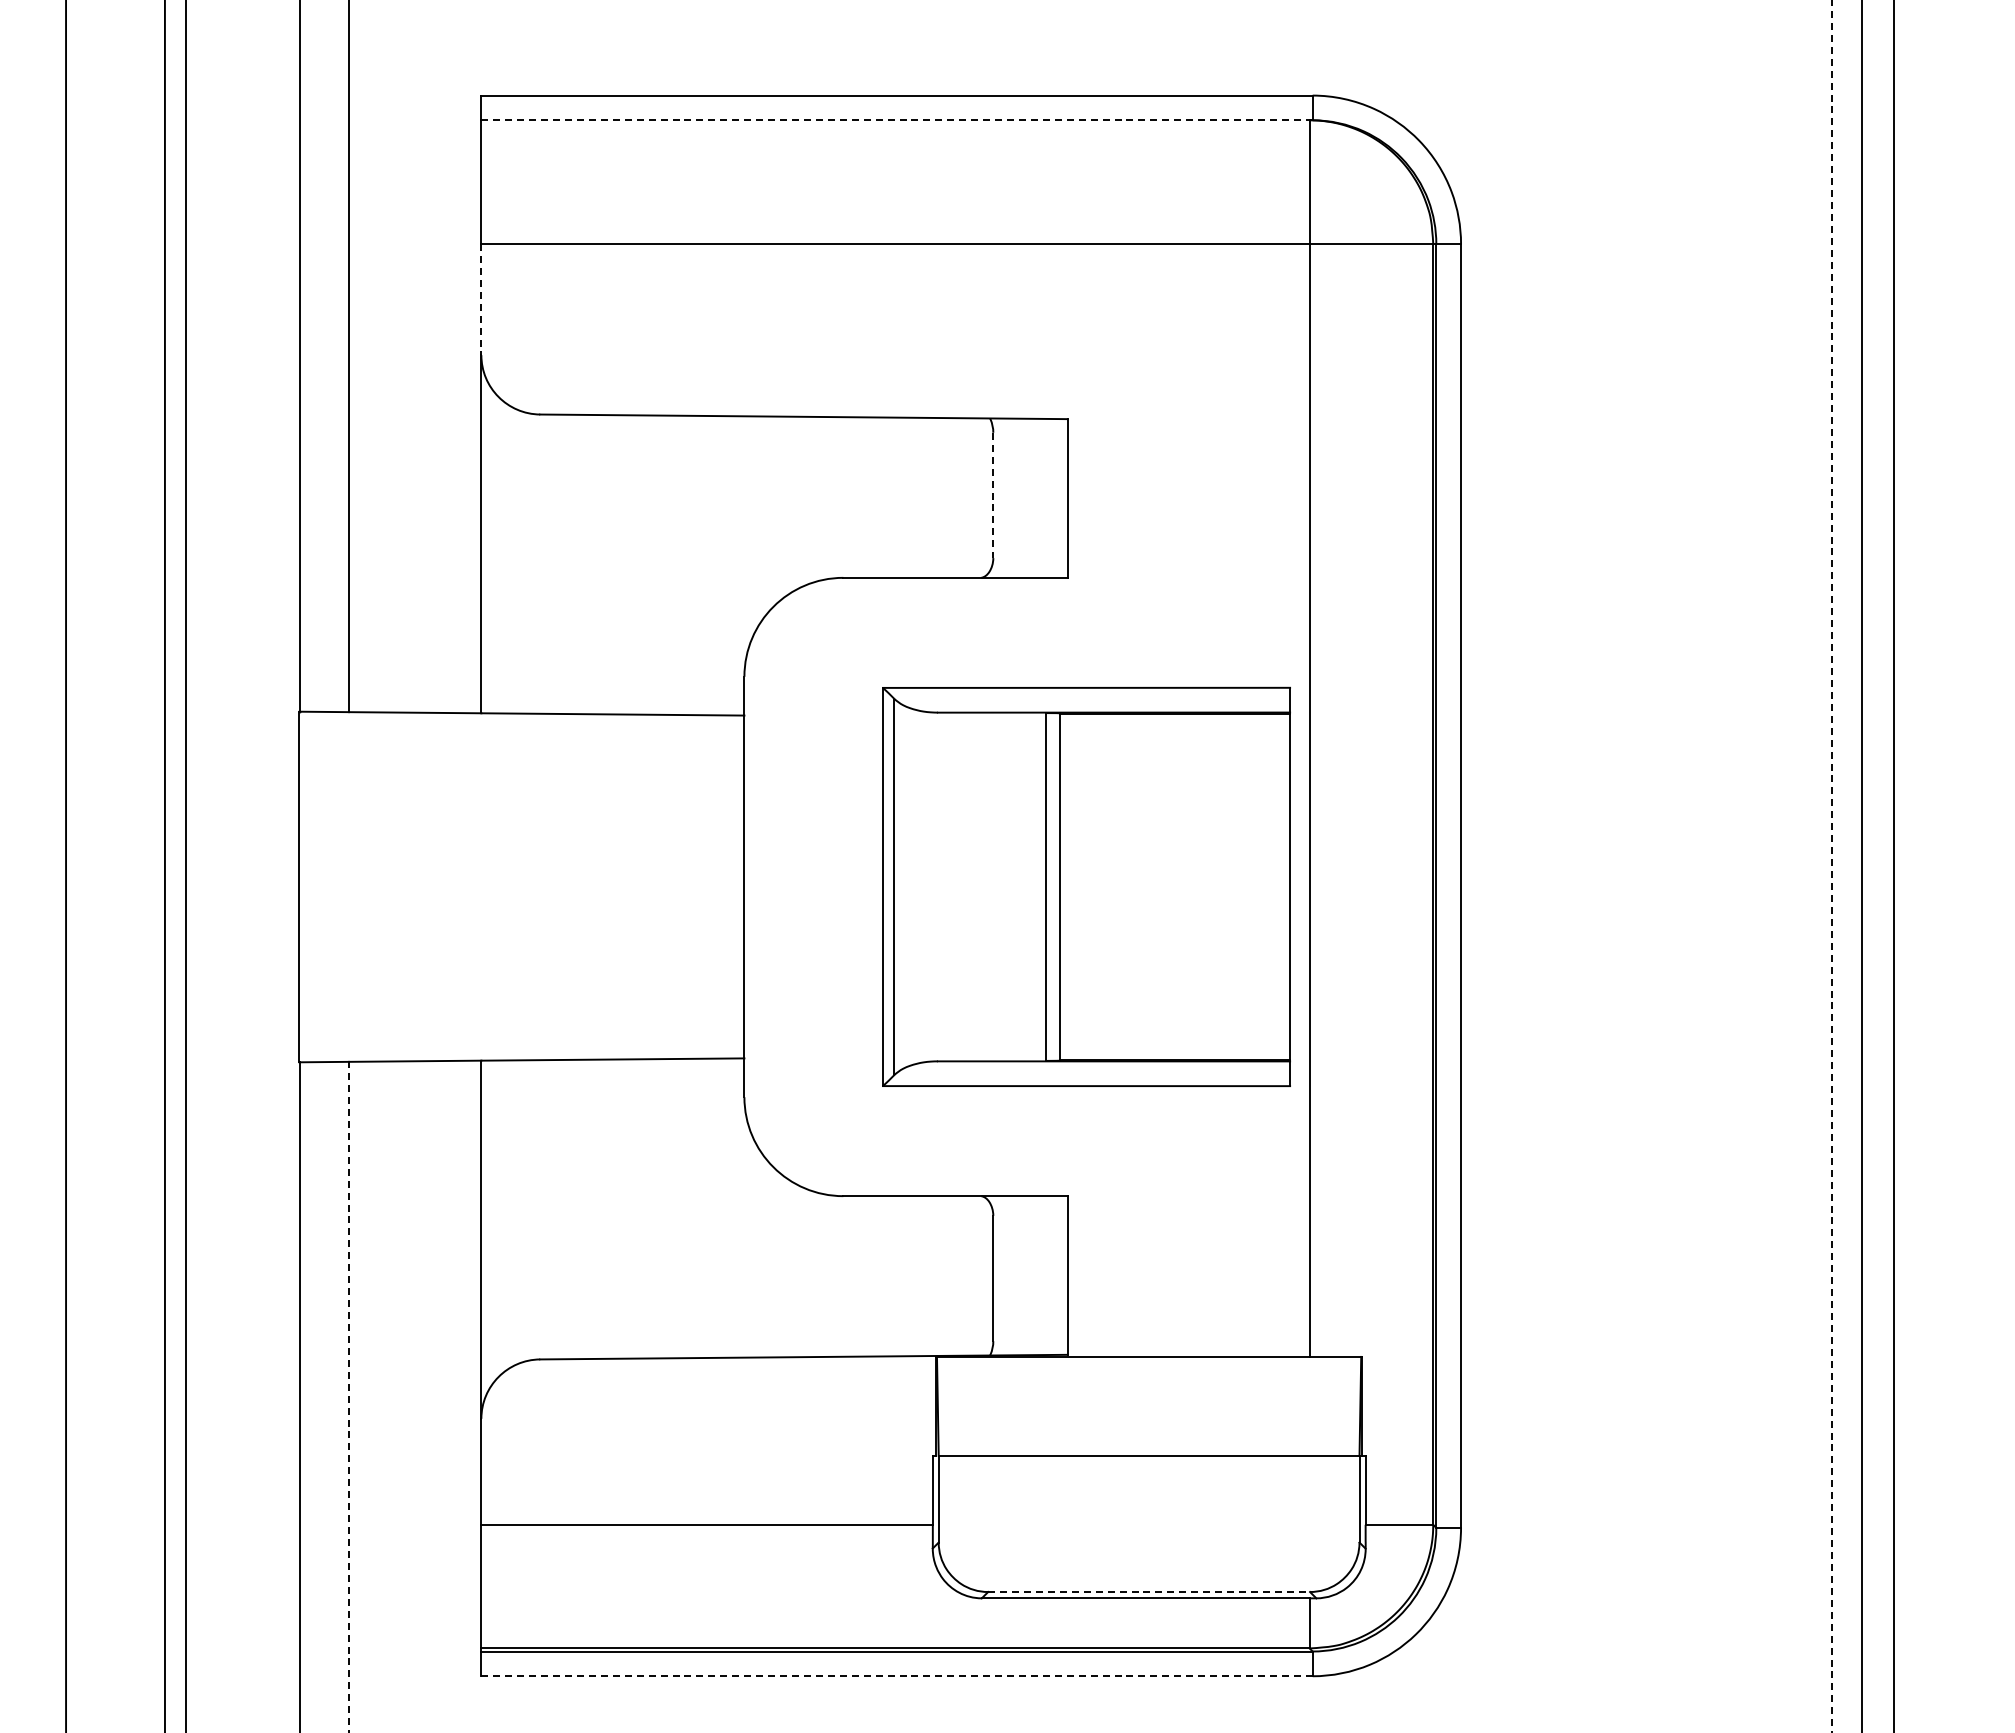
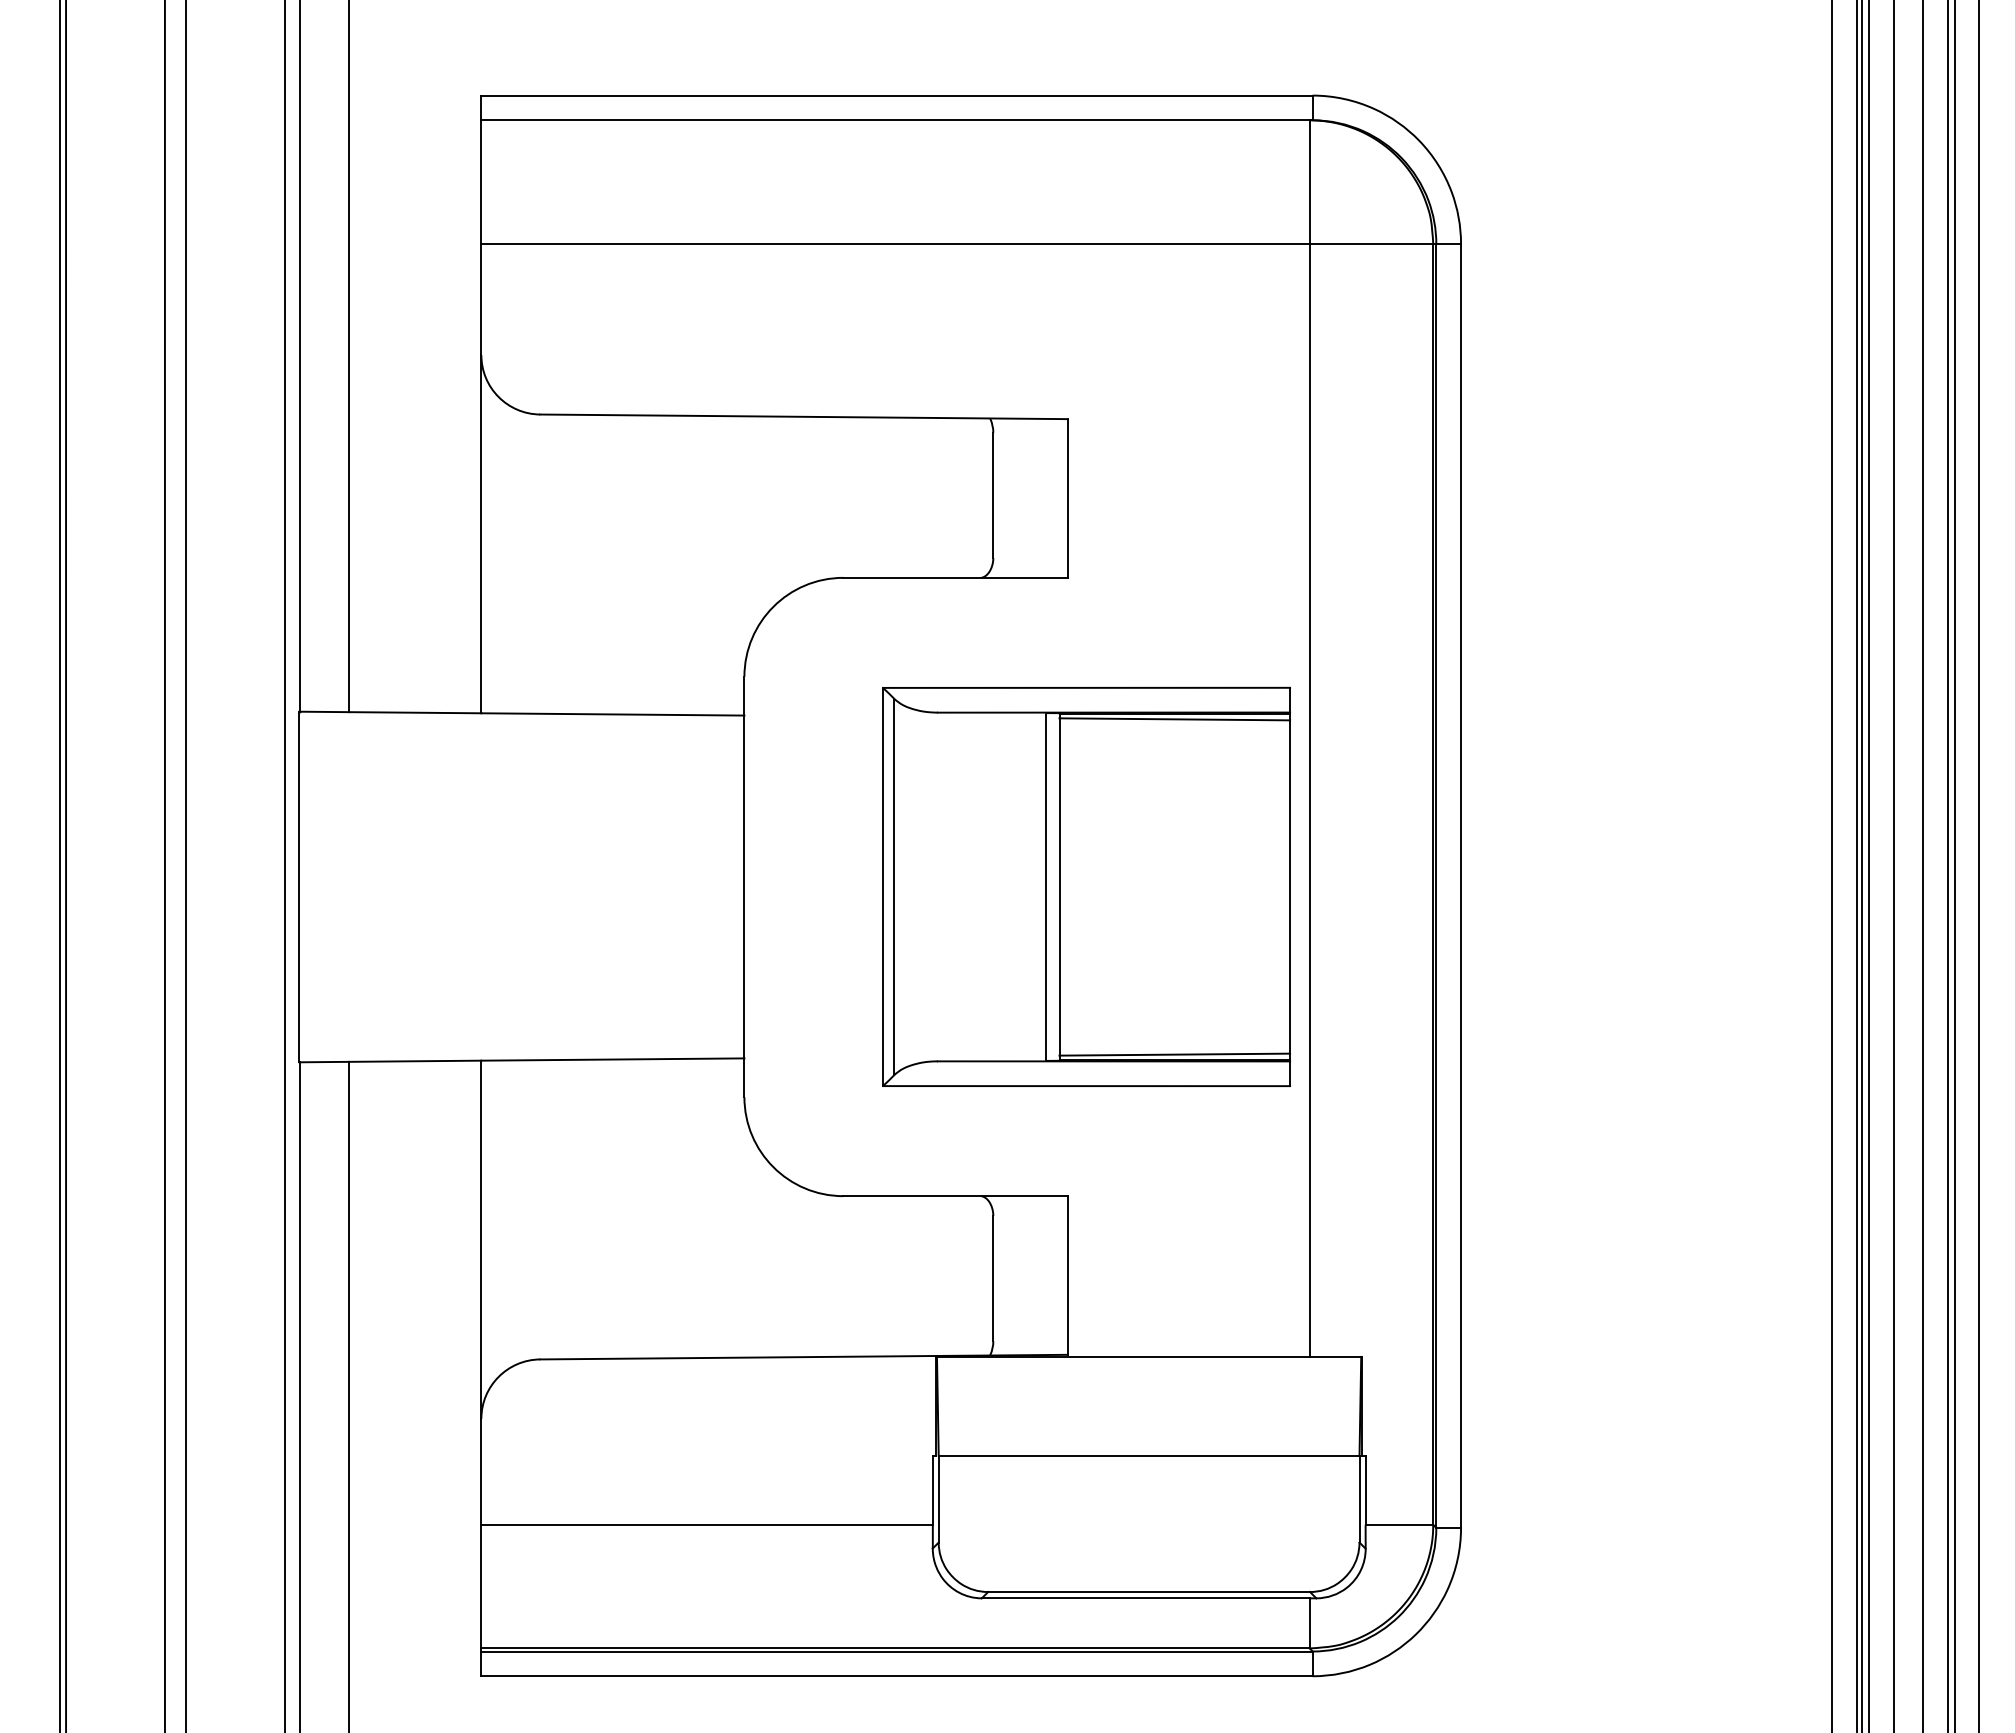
line: dashed -> solid (896, 120)
line: dashed -> solid (481, 299)
line: dashed -> solid (993, 495)
line: none -> present (1174, 719)
line: none -> present (60, 865)
line: none -> present (284, 865)
line: none -> present (1856, 865)
line: none -> present (1869, 865)
line: none -> present (1922, 865)
line: none -> present (1947, 865)
line: none -> present (1954, 865)
line: none -> present (1979, 865)
line: dashed -> solid (1831, 866)
line: none -> present (1174, 1054)
line: dashed -> solid (349, 1396)
line: dashed -> solid (1149, 1592)
line: dashed -> solid (897, 1676)
